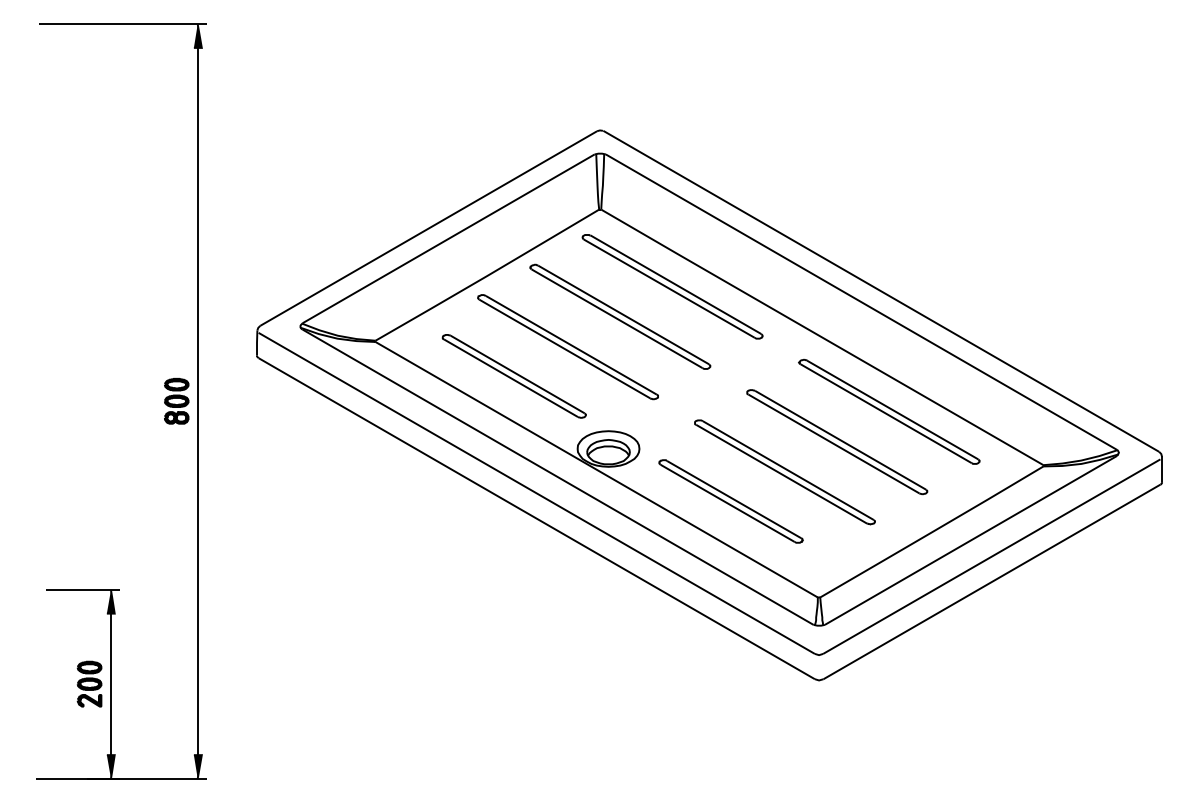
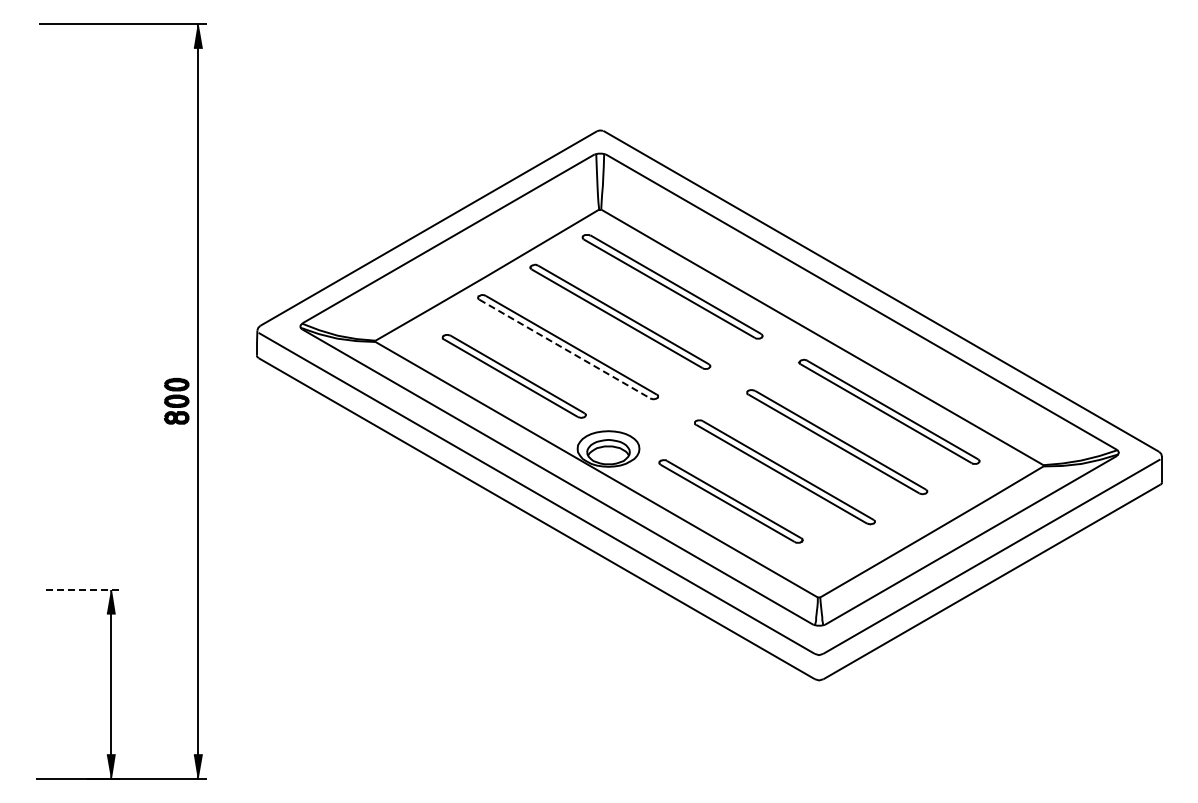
line: solid -> dashed (564, 349)
line: solid -> dashed (83, 590)
part: present -> none (89, 683)
